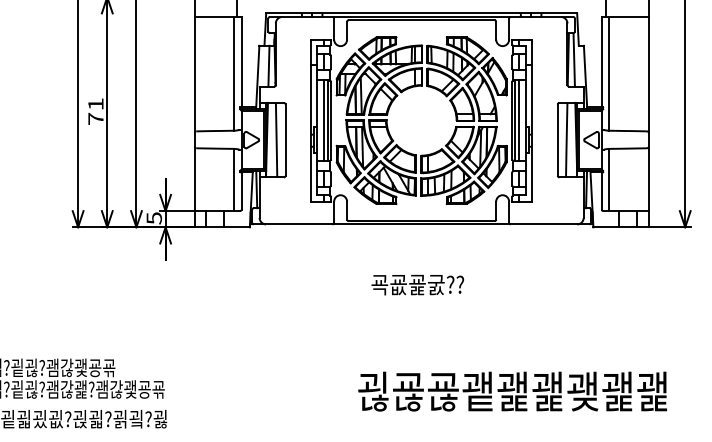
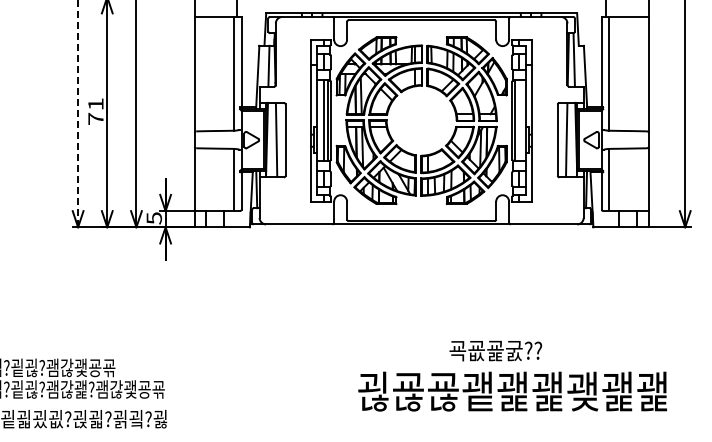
line: solid -> dashed (78, 113)
line: present -> none (518, 120)
text position: (417, 284) -> (495, 350) (495, 350)
